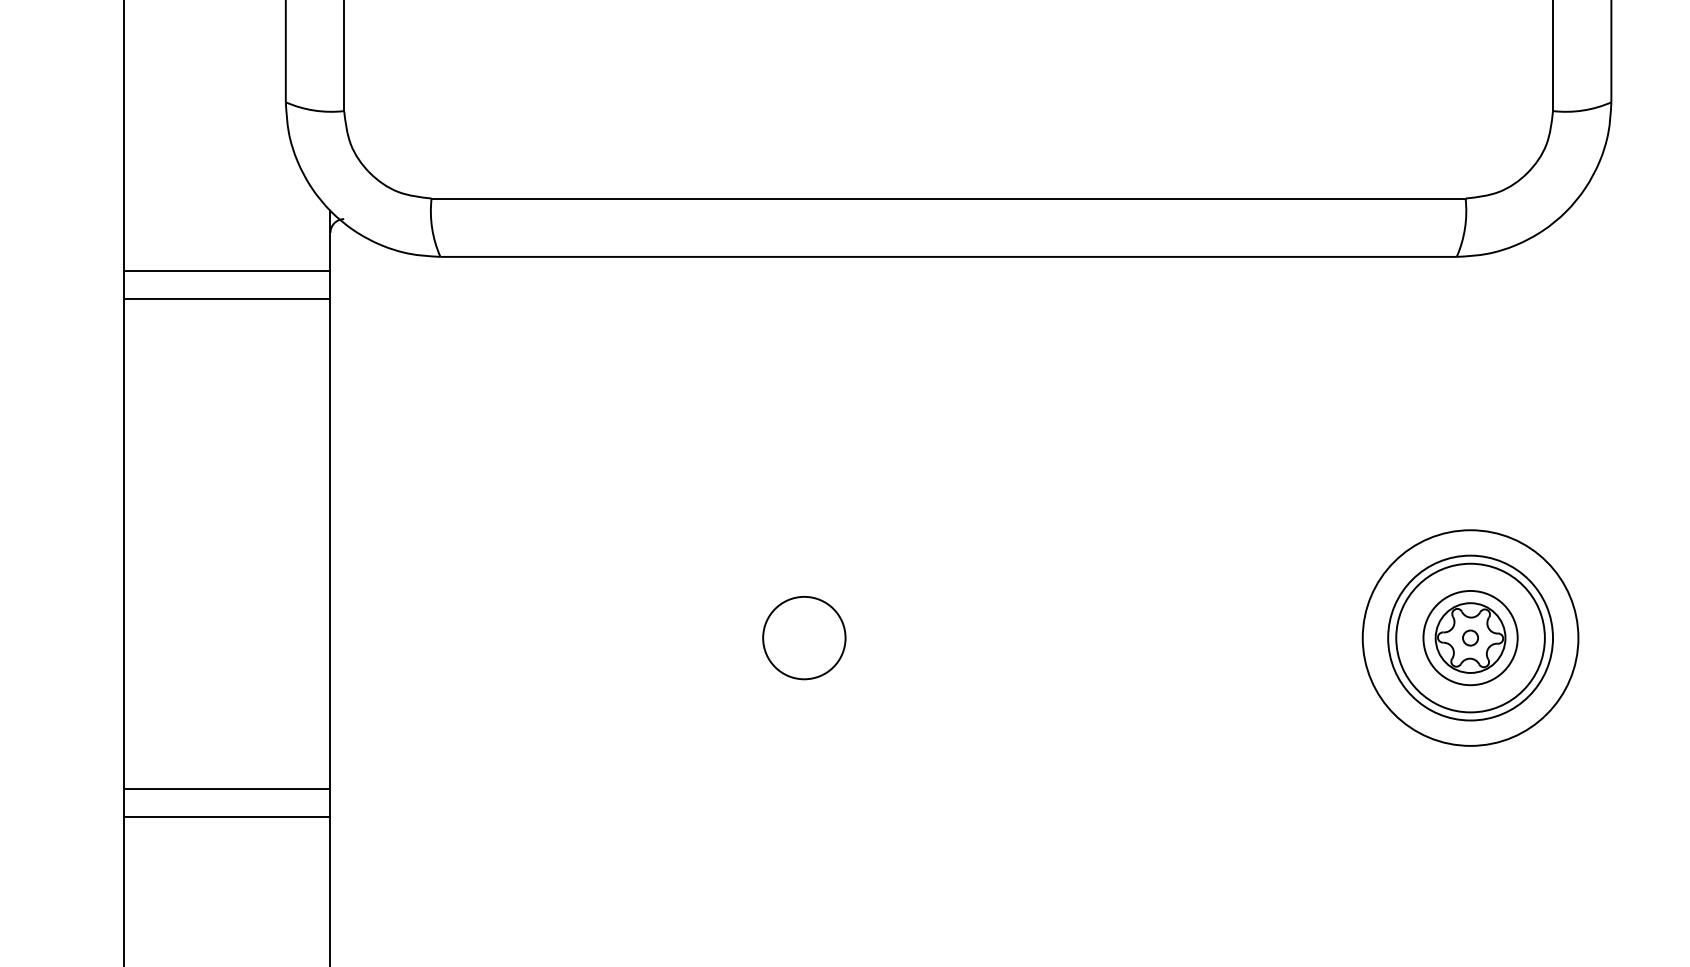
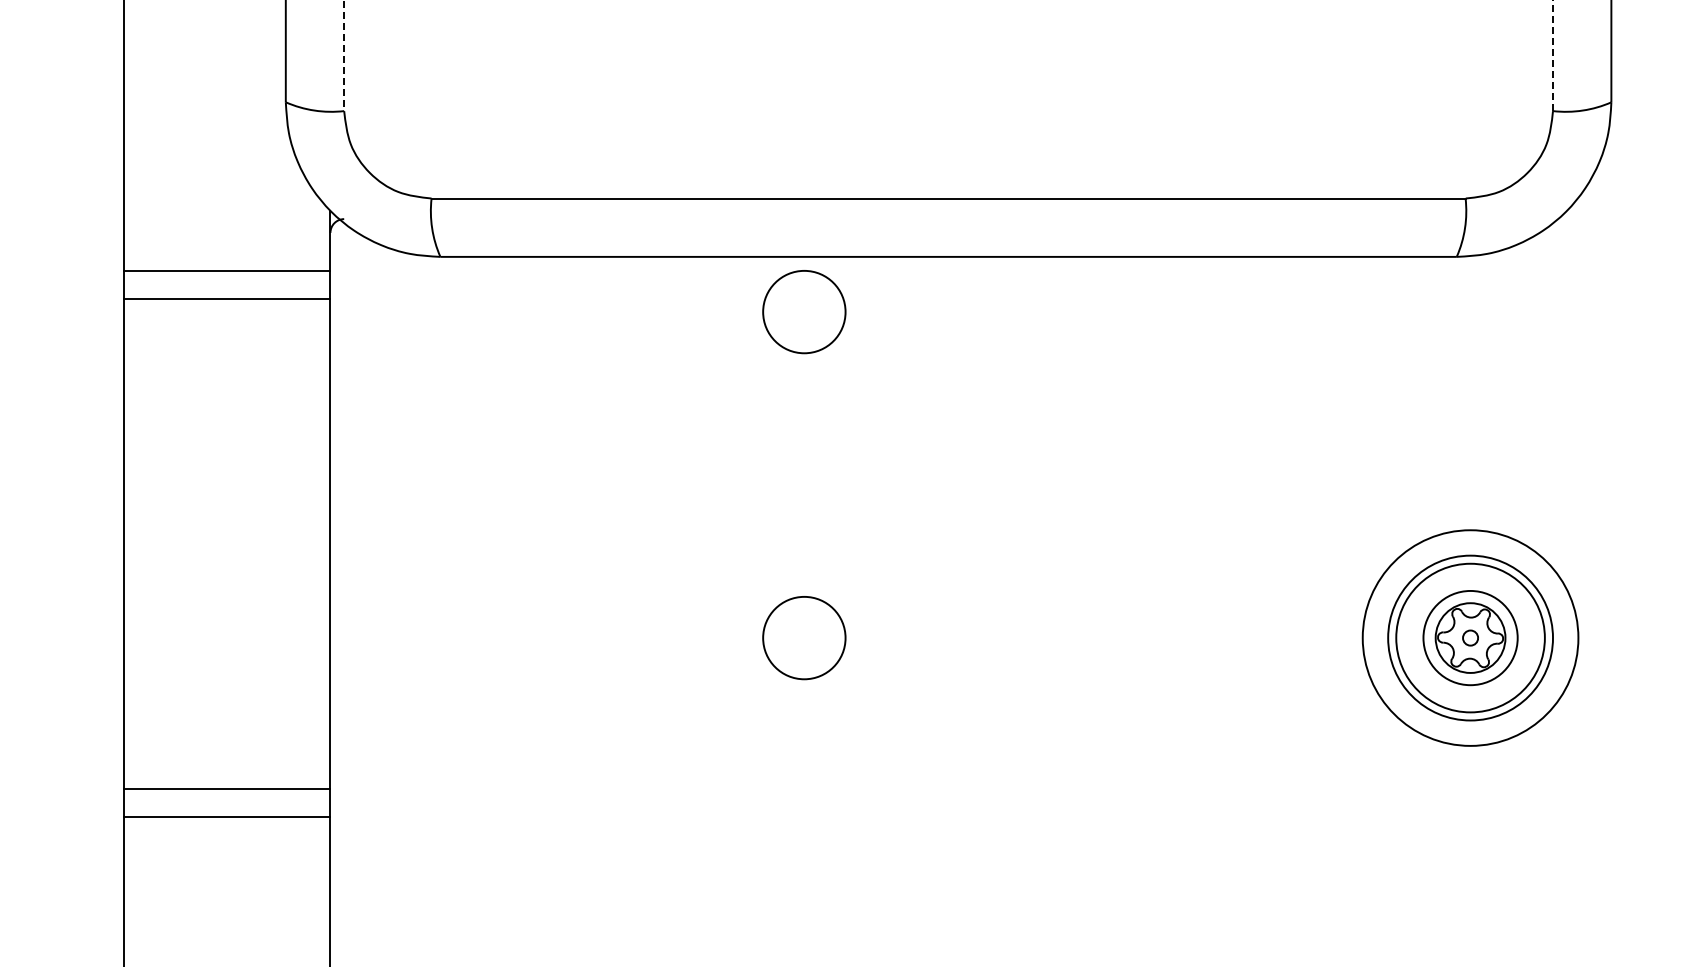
line: solid -> dashed (1553, 55)
line: solid -> dashed (344, 56)
circle: none -> present (804, 312)
